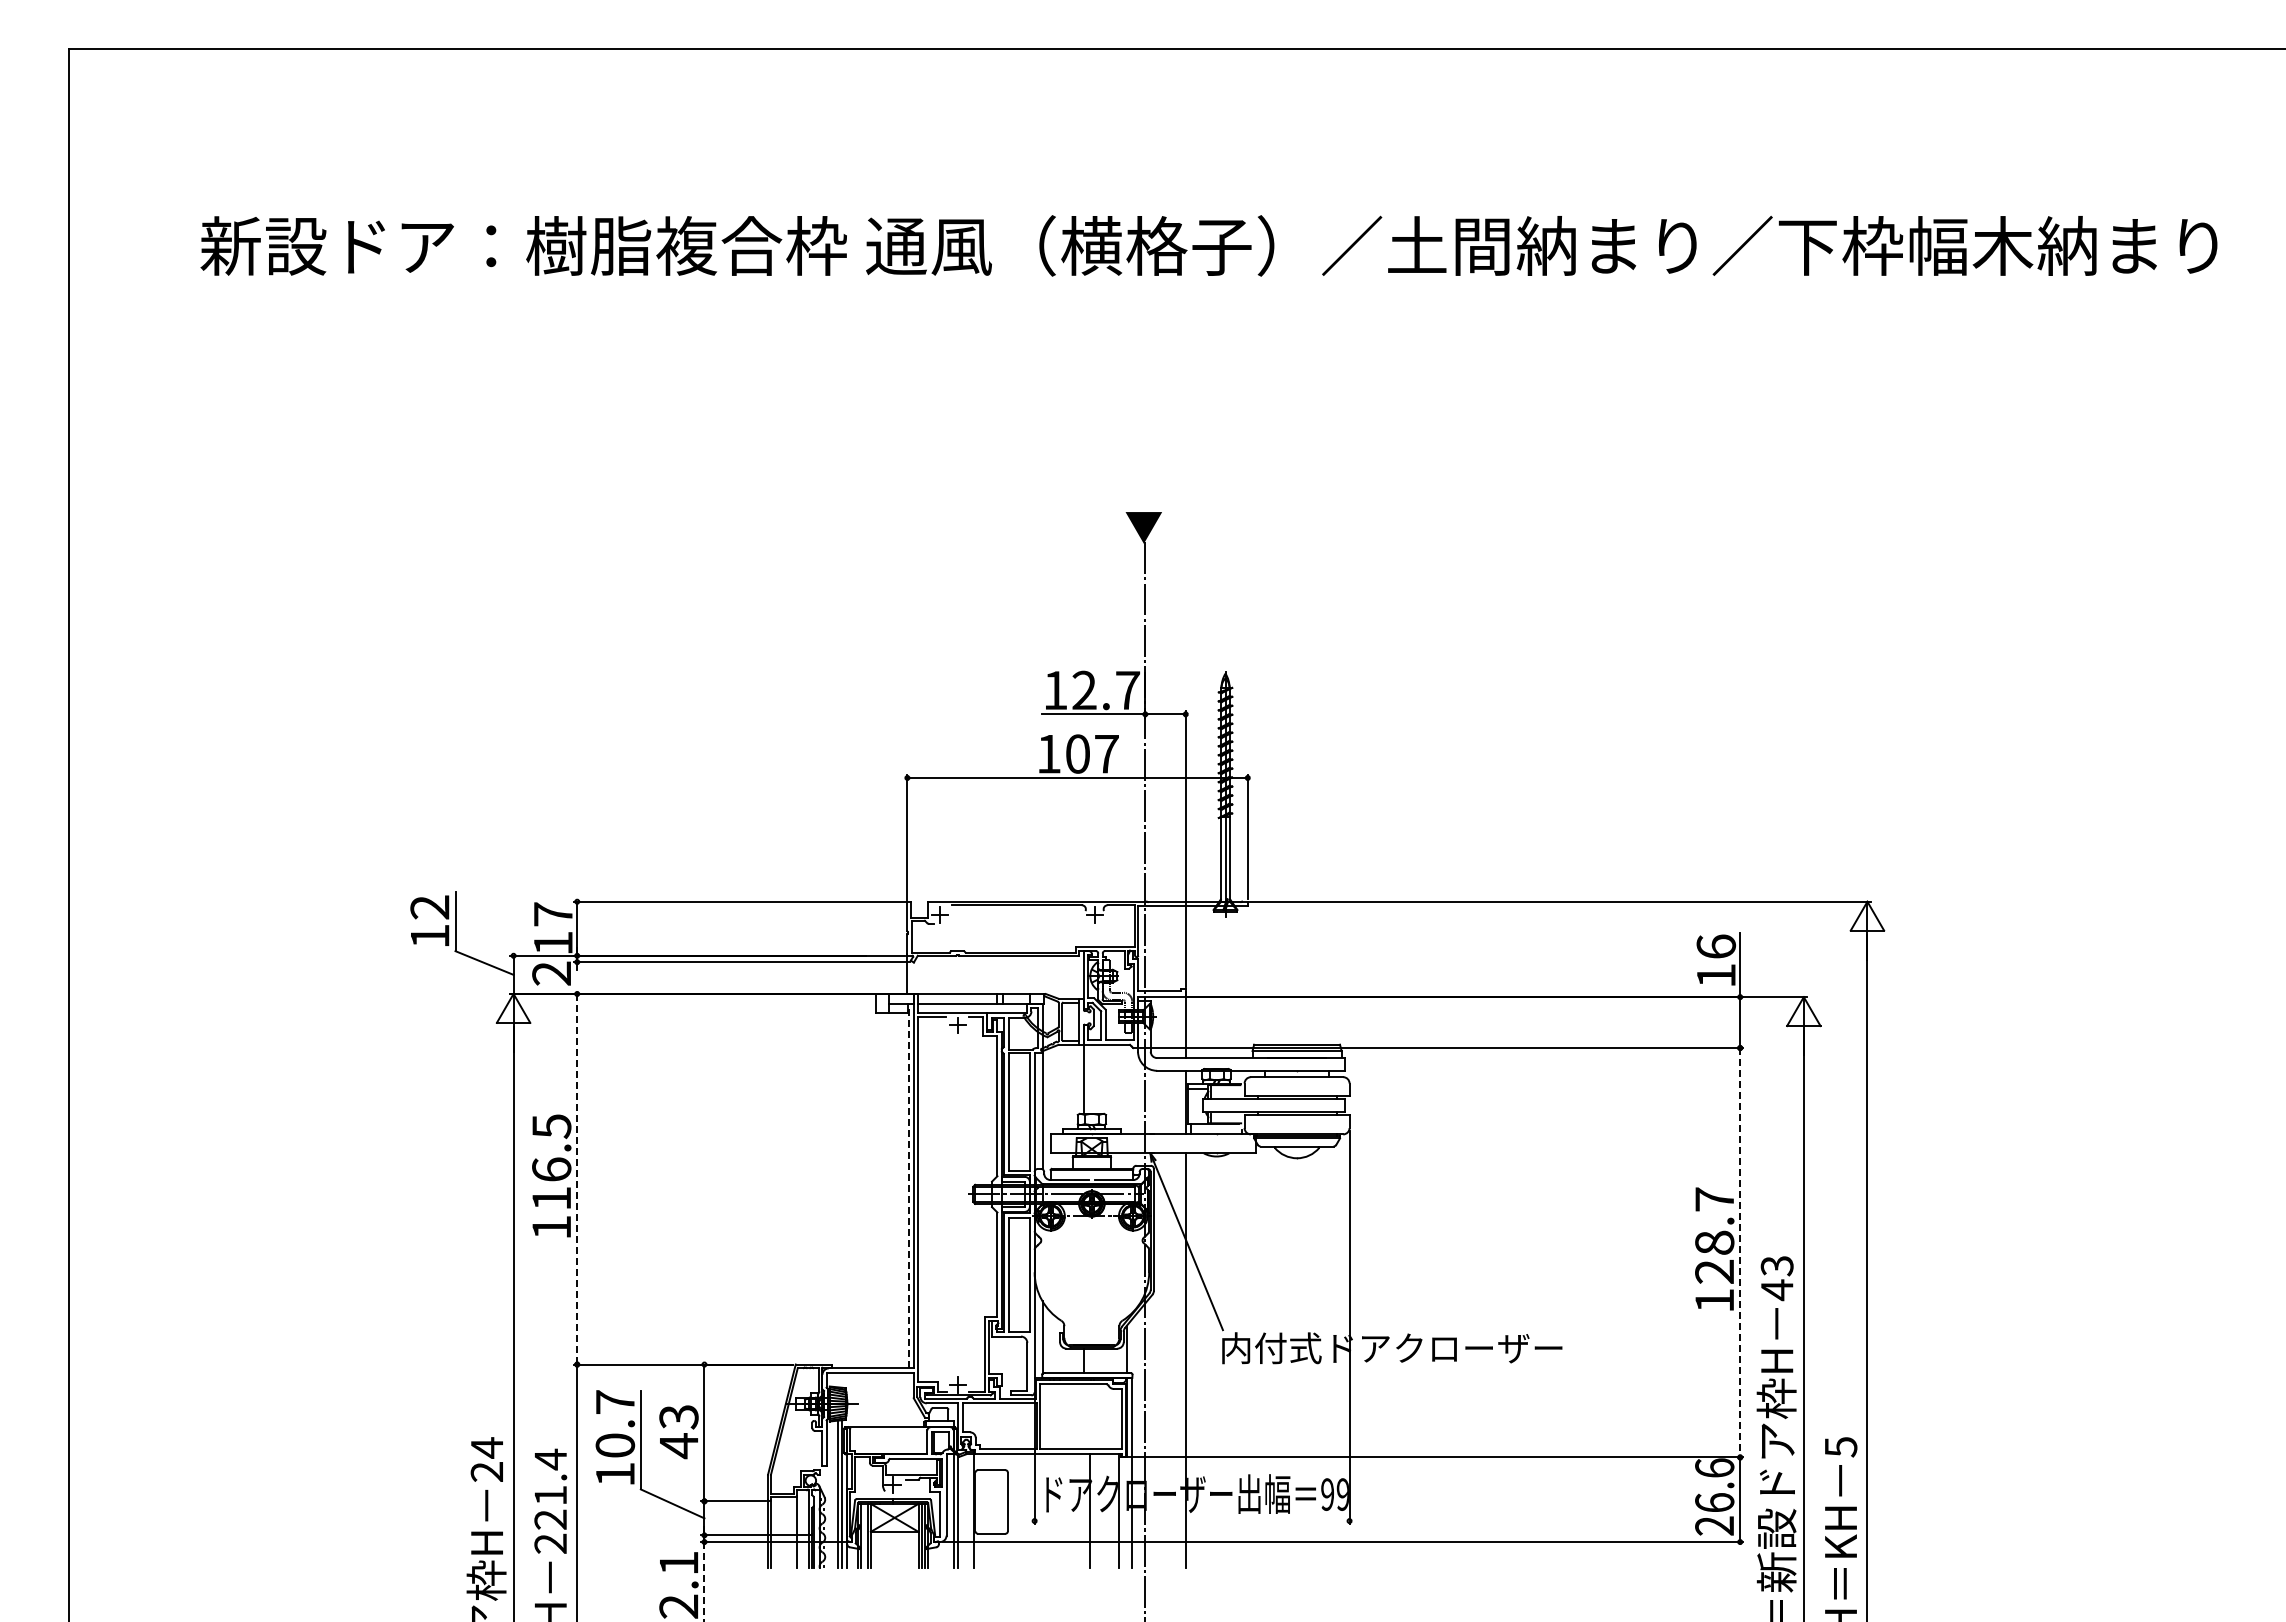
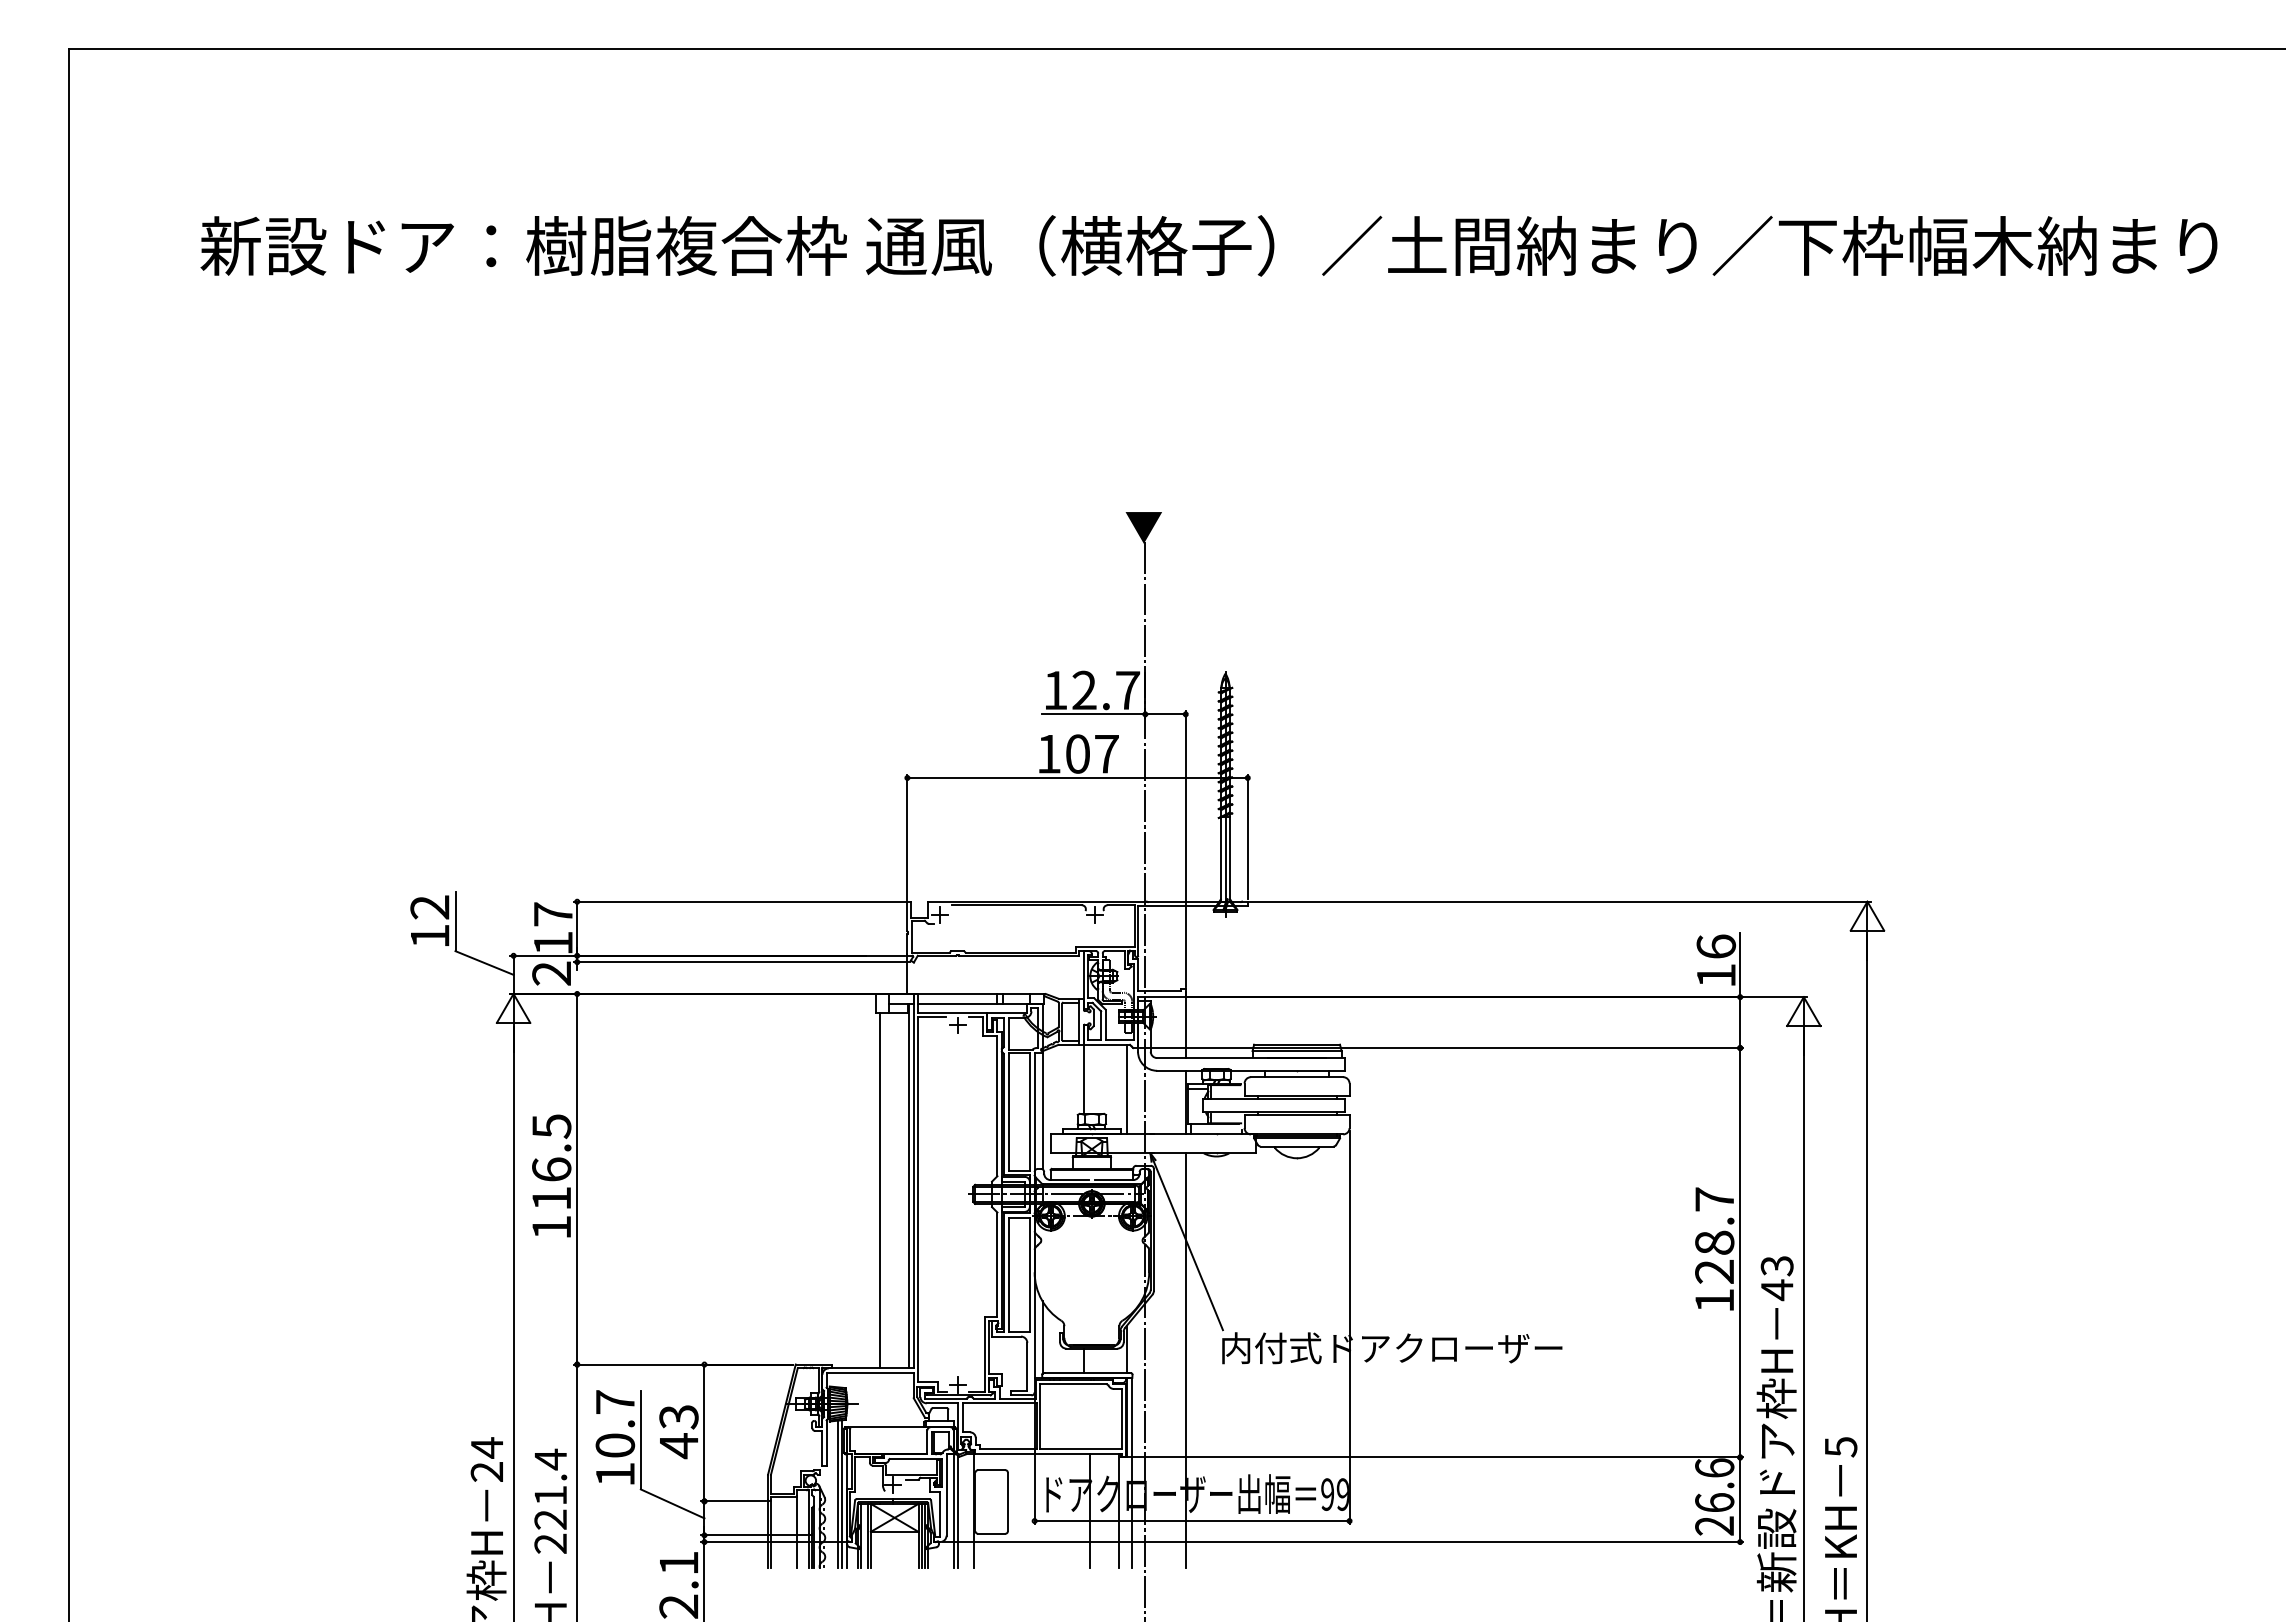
line: none -> present (1126, 1089)
line: dashed -> solid (577, 1179)
line: dashed -> solid (909, 1185)
line: none -> present (880, 1190)
line: dashed -> solid (1740, 1252)
line: none -> present (1191, 1521)
line: dashed -> solid (704, 1581)
